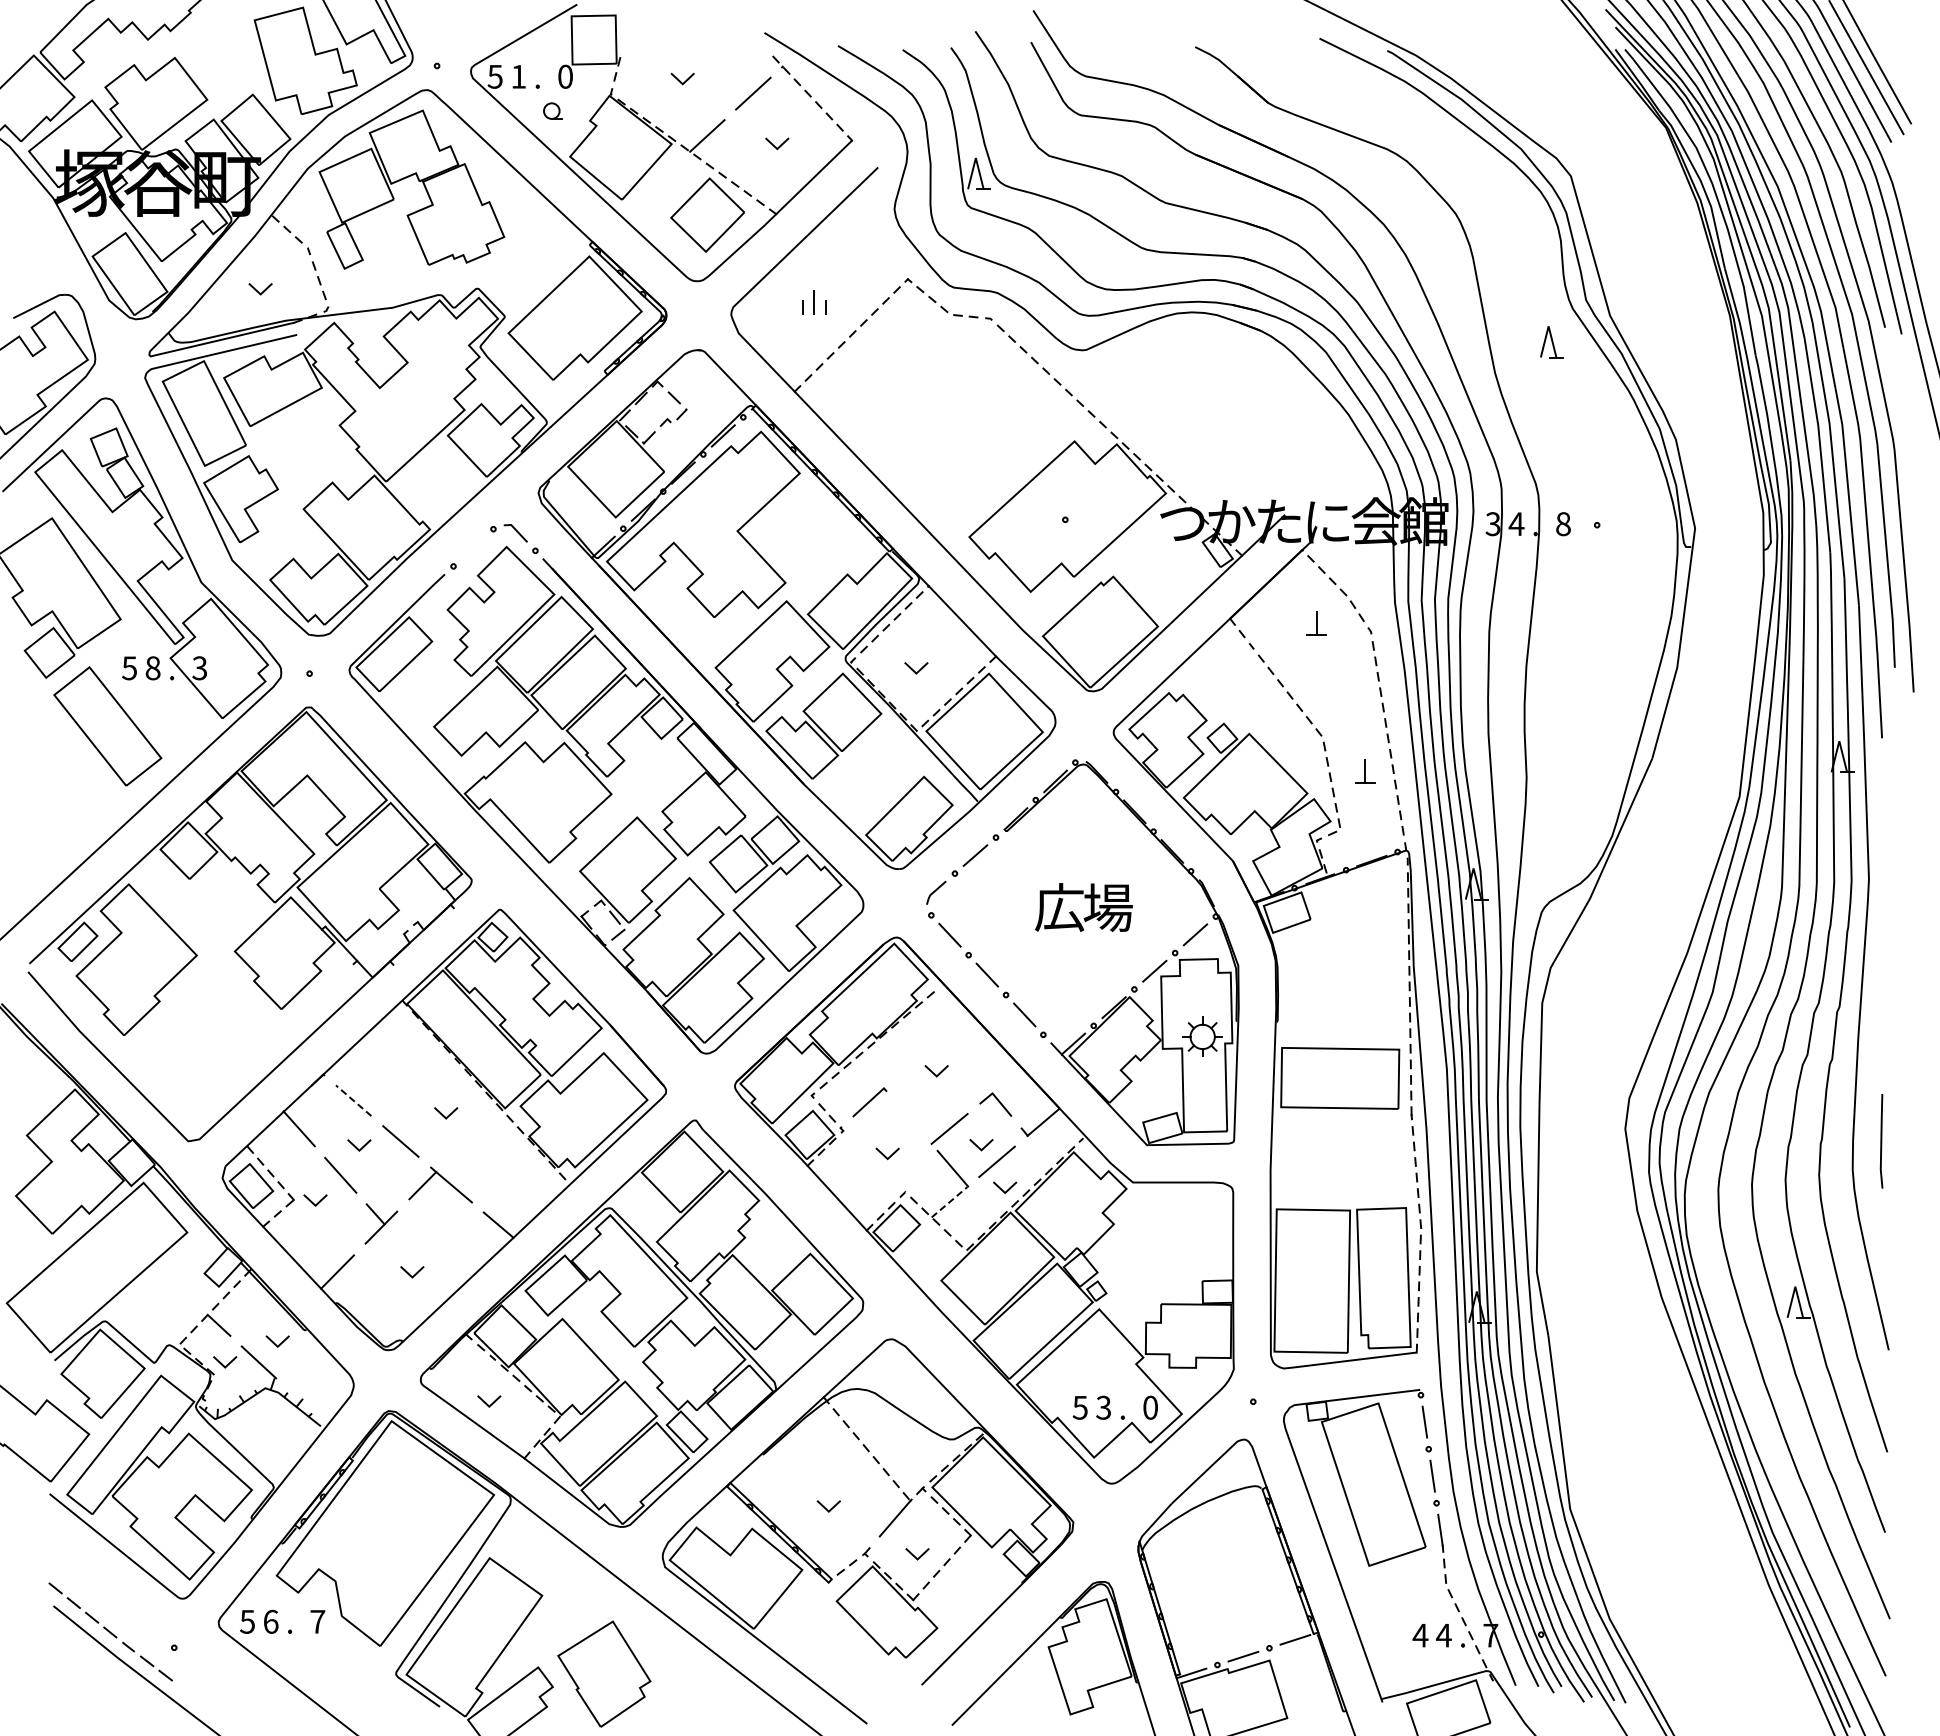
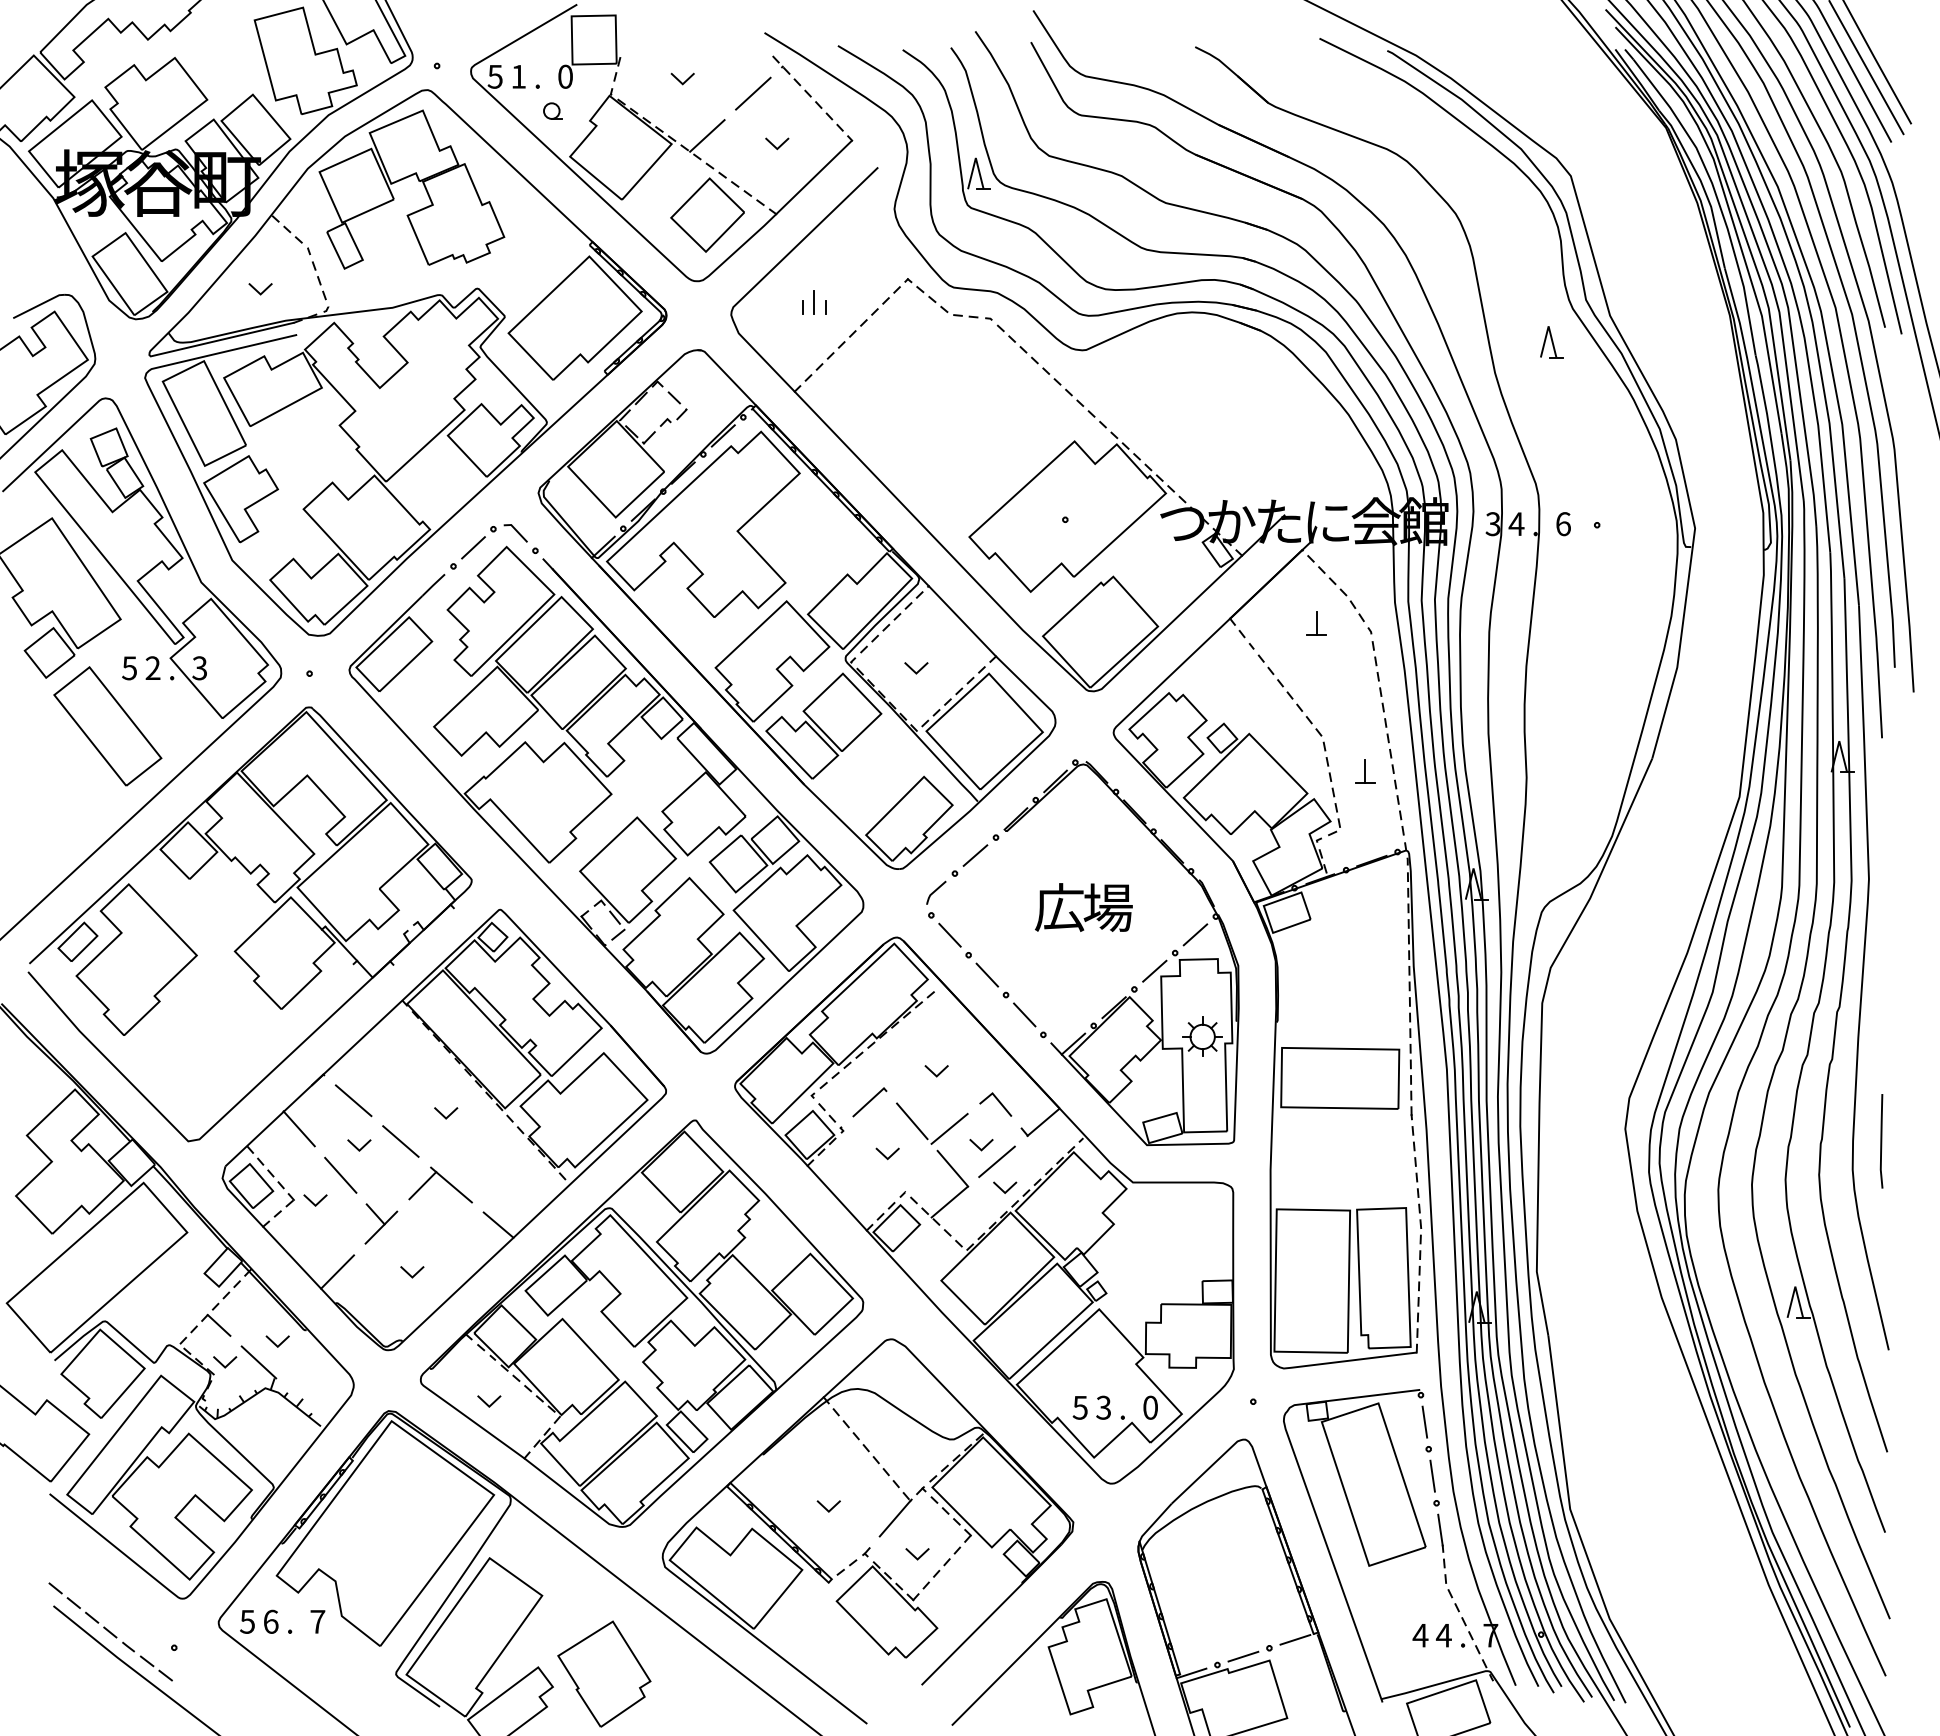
text: 8 -> 6 (1563, 524)
line: none -> present (473, 547)
text: 8 -> 2 (152, 668)
line: dashed -> solid (353, 1100)
line: none -> present (912, 1121)
line: dashed -> solid (949, 1201)
